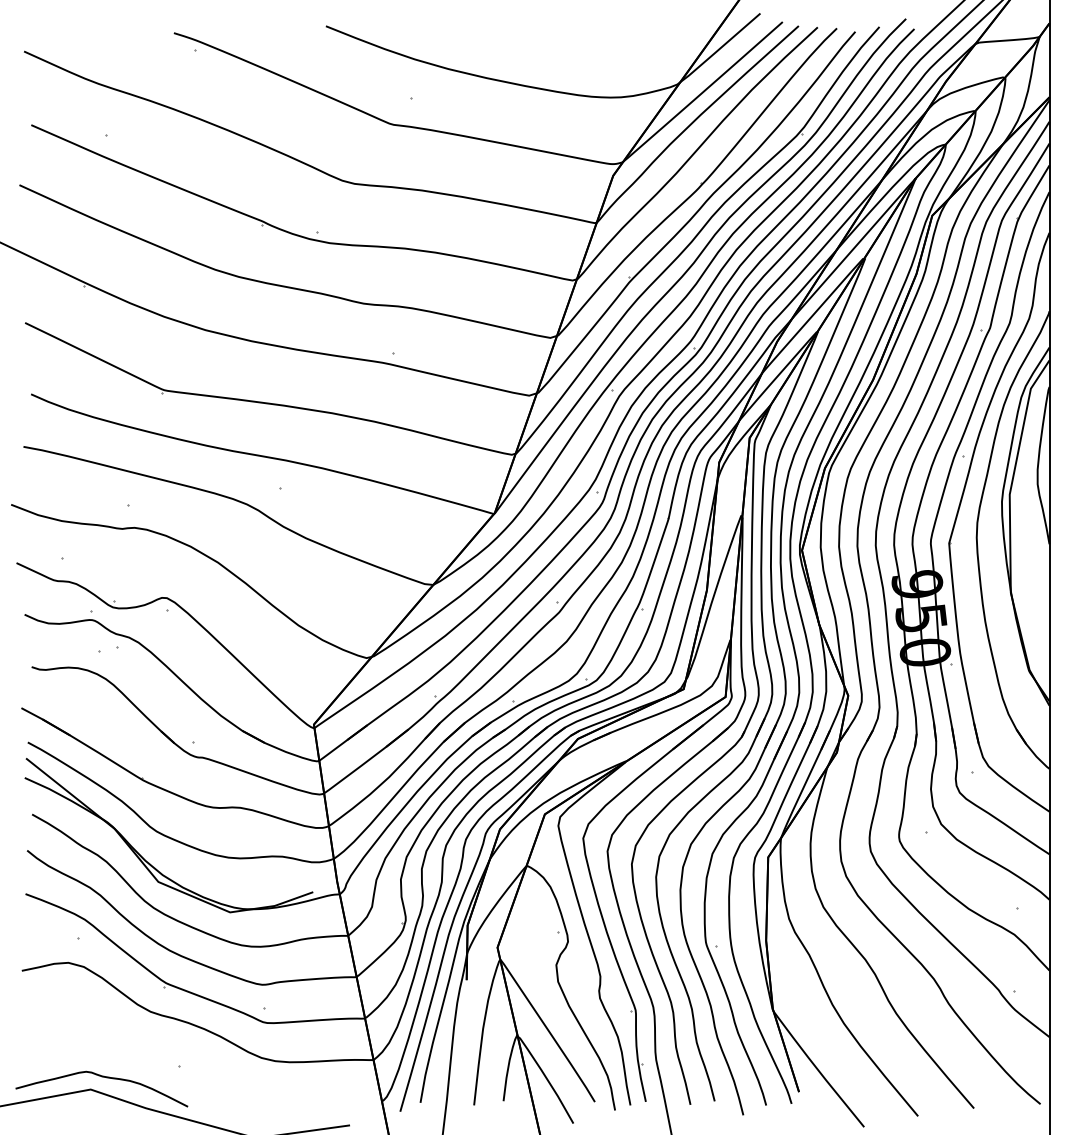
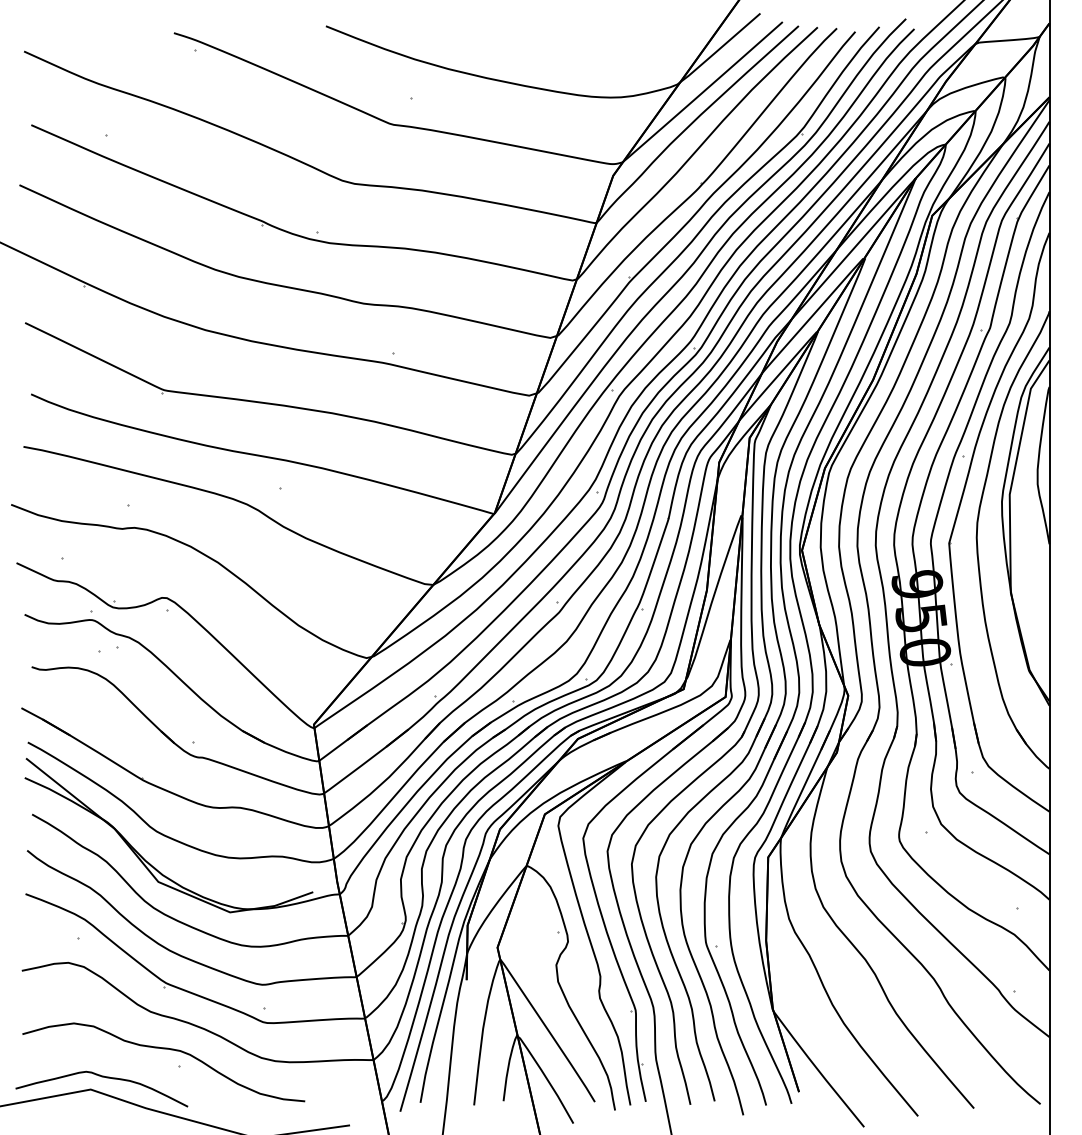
curve: none -> present (163, 1049)
